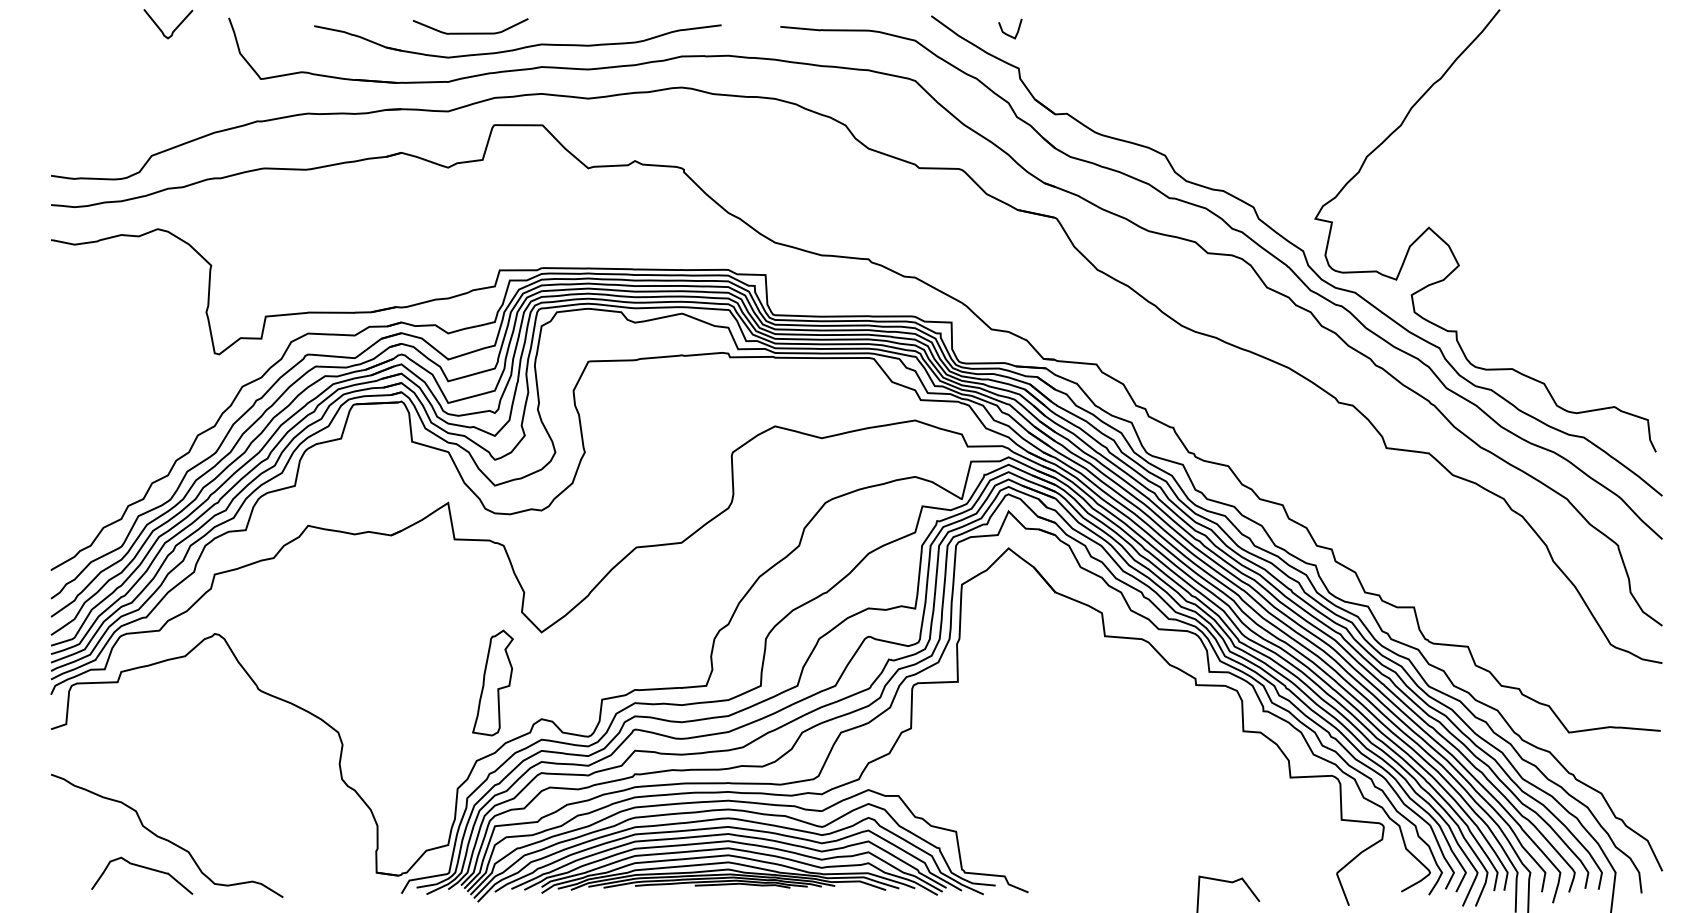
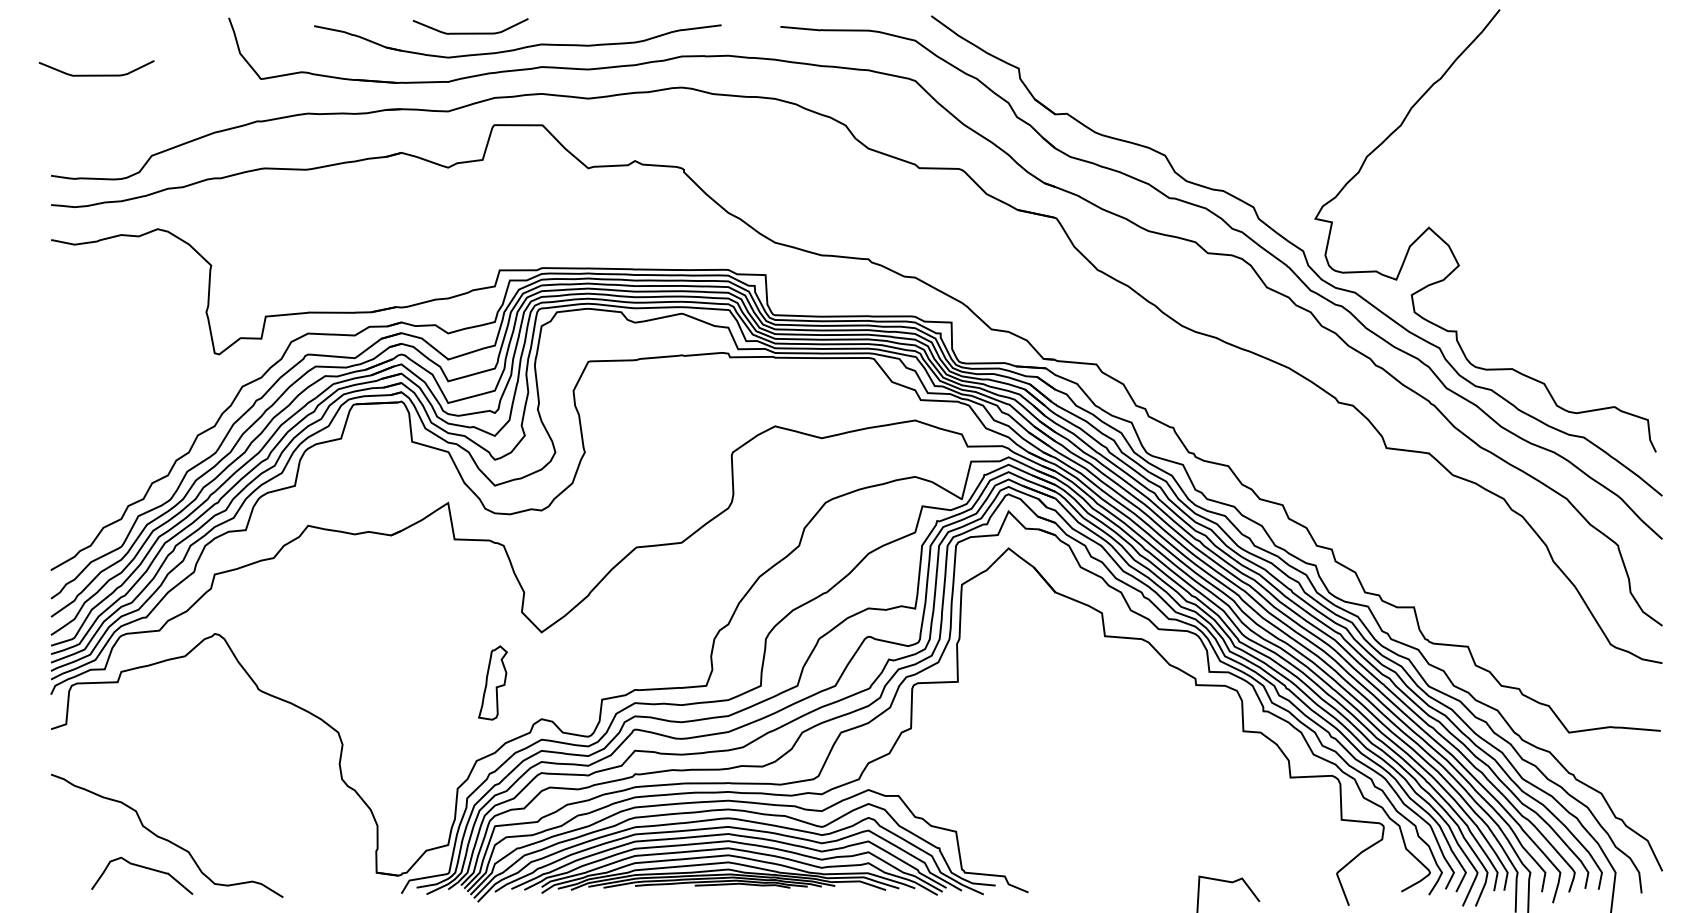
curve: present -> none (175, 27)
curve: present -> none (1007, 33)
curve: none -> present (96, 74)
part size: 42x108 px -> 30x76 px (492, 682)
